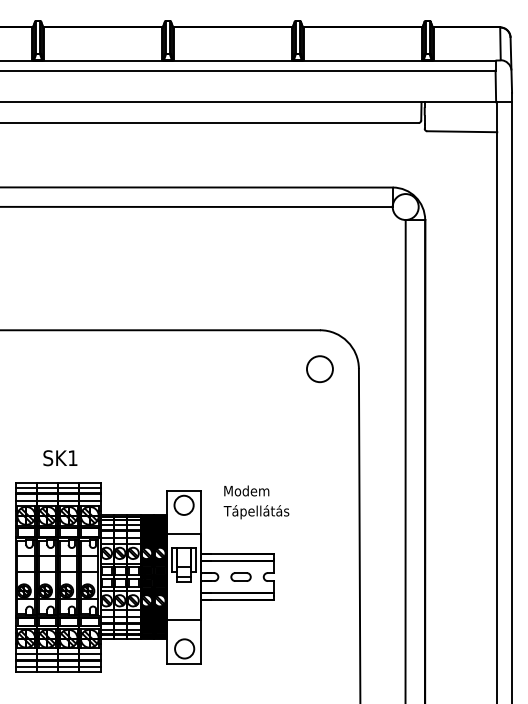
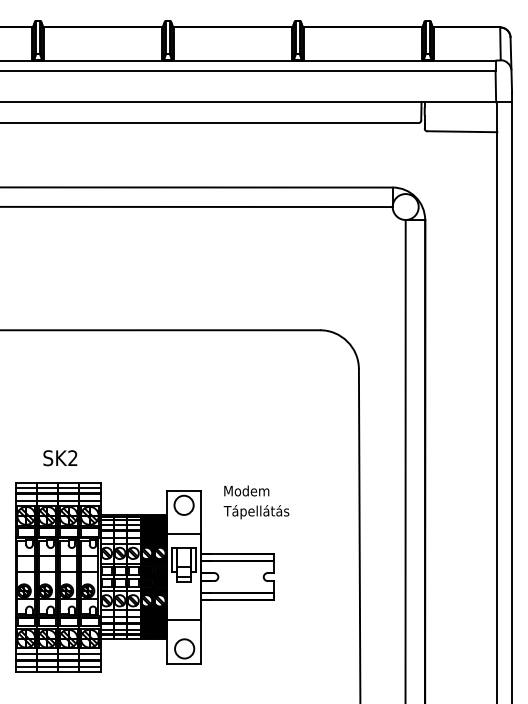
circle: present -> none (319, 369)
text: SK1 -> SK2 (72, 457)
part: present -> none (240, 576)
